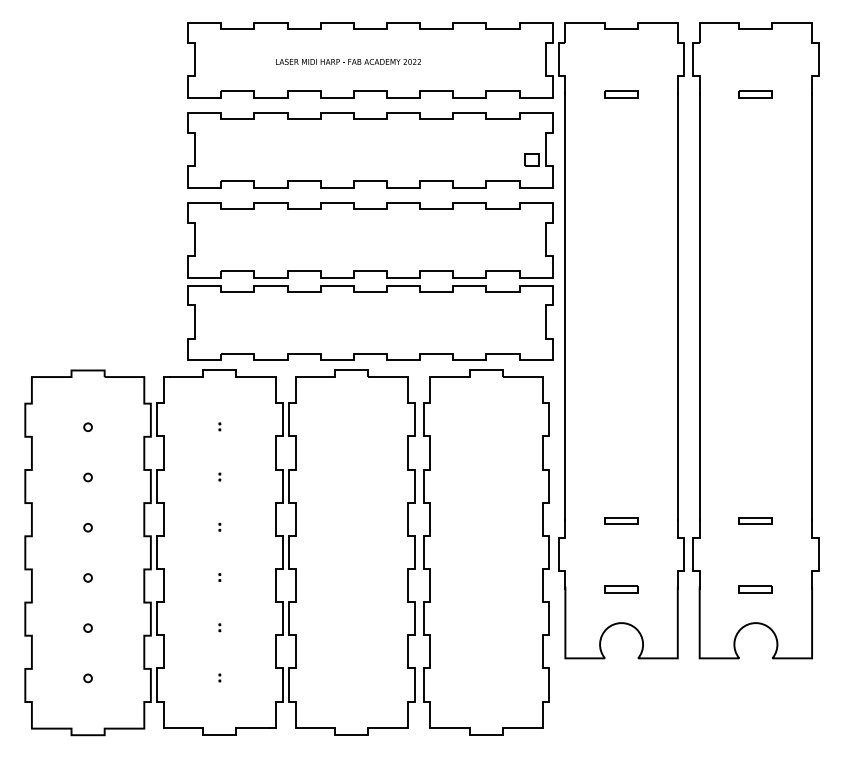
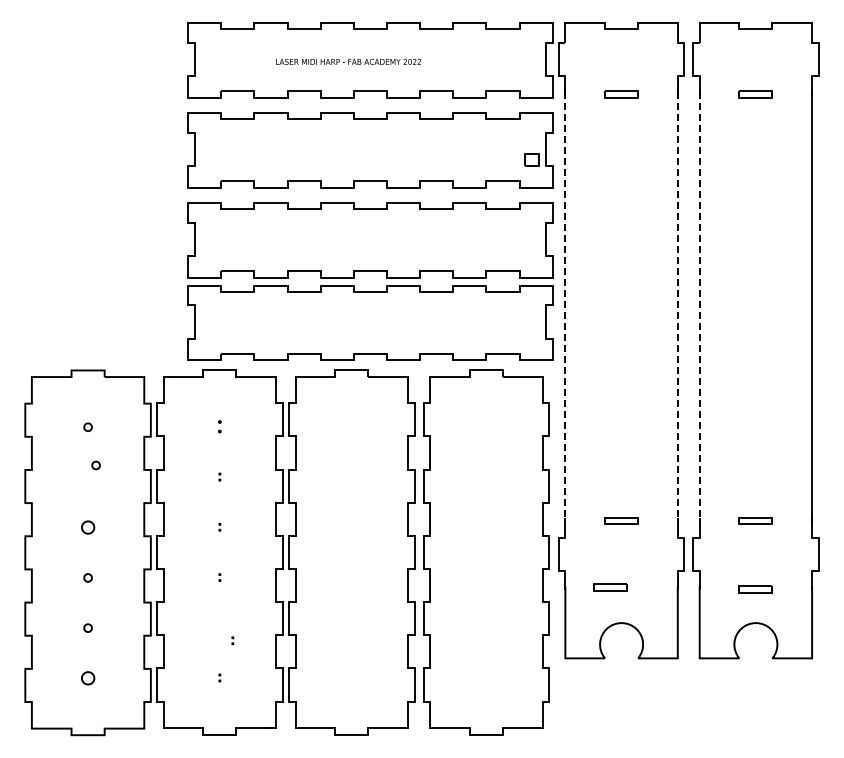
line: solid -> dashed (565, 305)
line: solid -> dashed (677, 305)
line: solid -> dashed (699, 305)
part size: 4x10 px -> 4x14 px (219, 426)
circle position: (87, 477) -> (95, 465) (95, 465)
circle size: 10x10 px -> 15x15 px (88, 527)
part position: (621, 589) -> (610, 587) (610, 587)
part position: (219, 627) -> (232, 640) (232, 640)
circle size: 10x11 px -> 15x15 px (88, 678)
